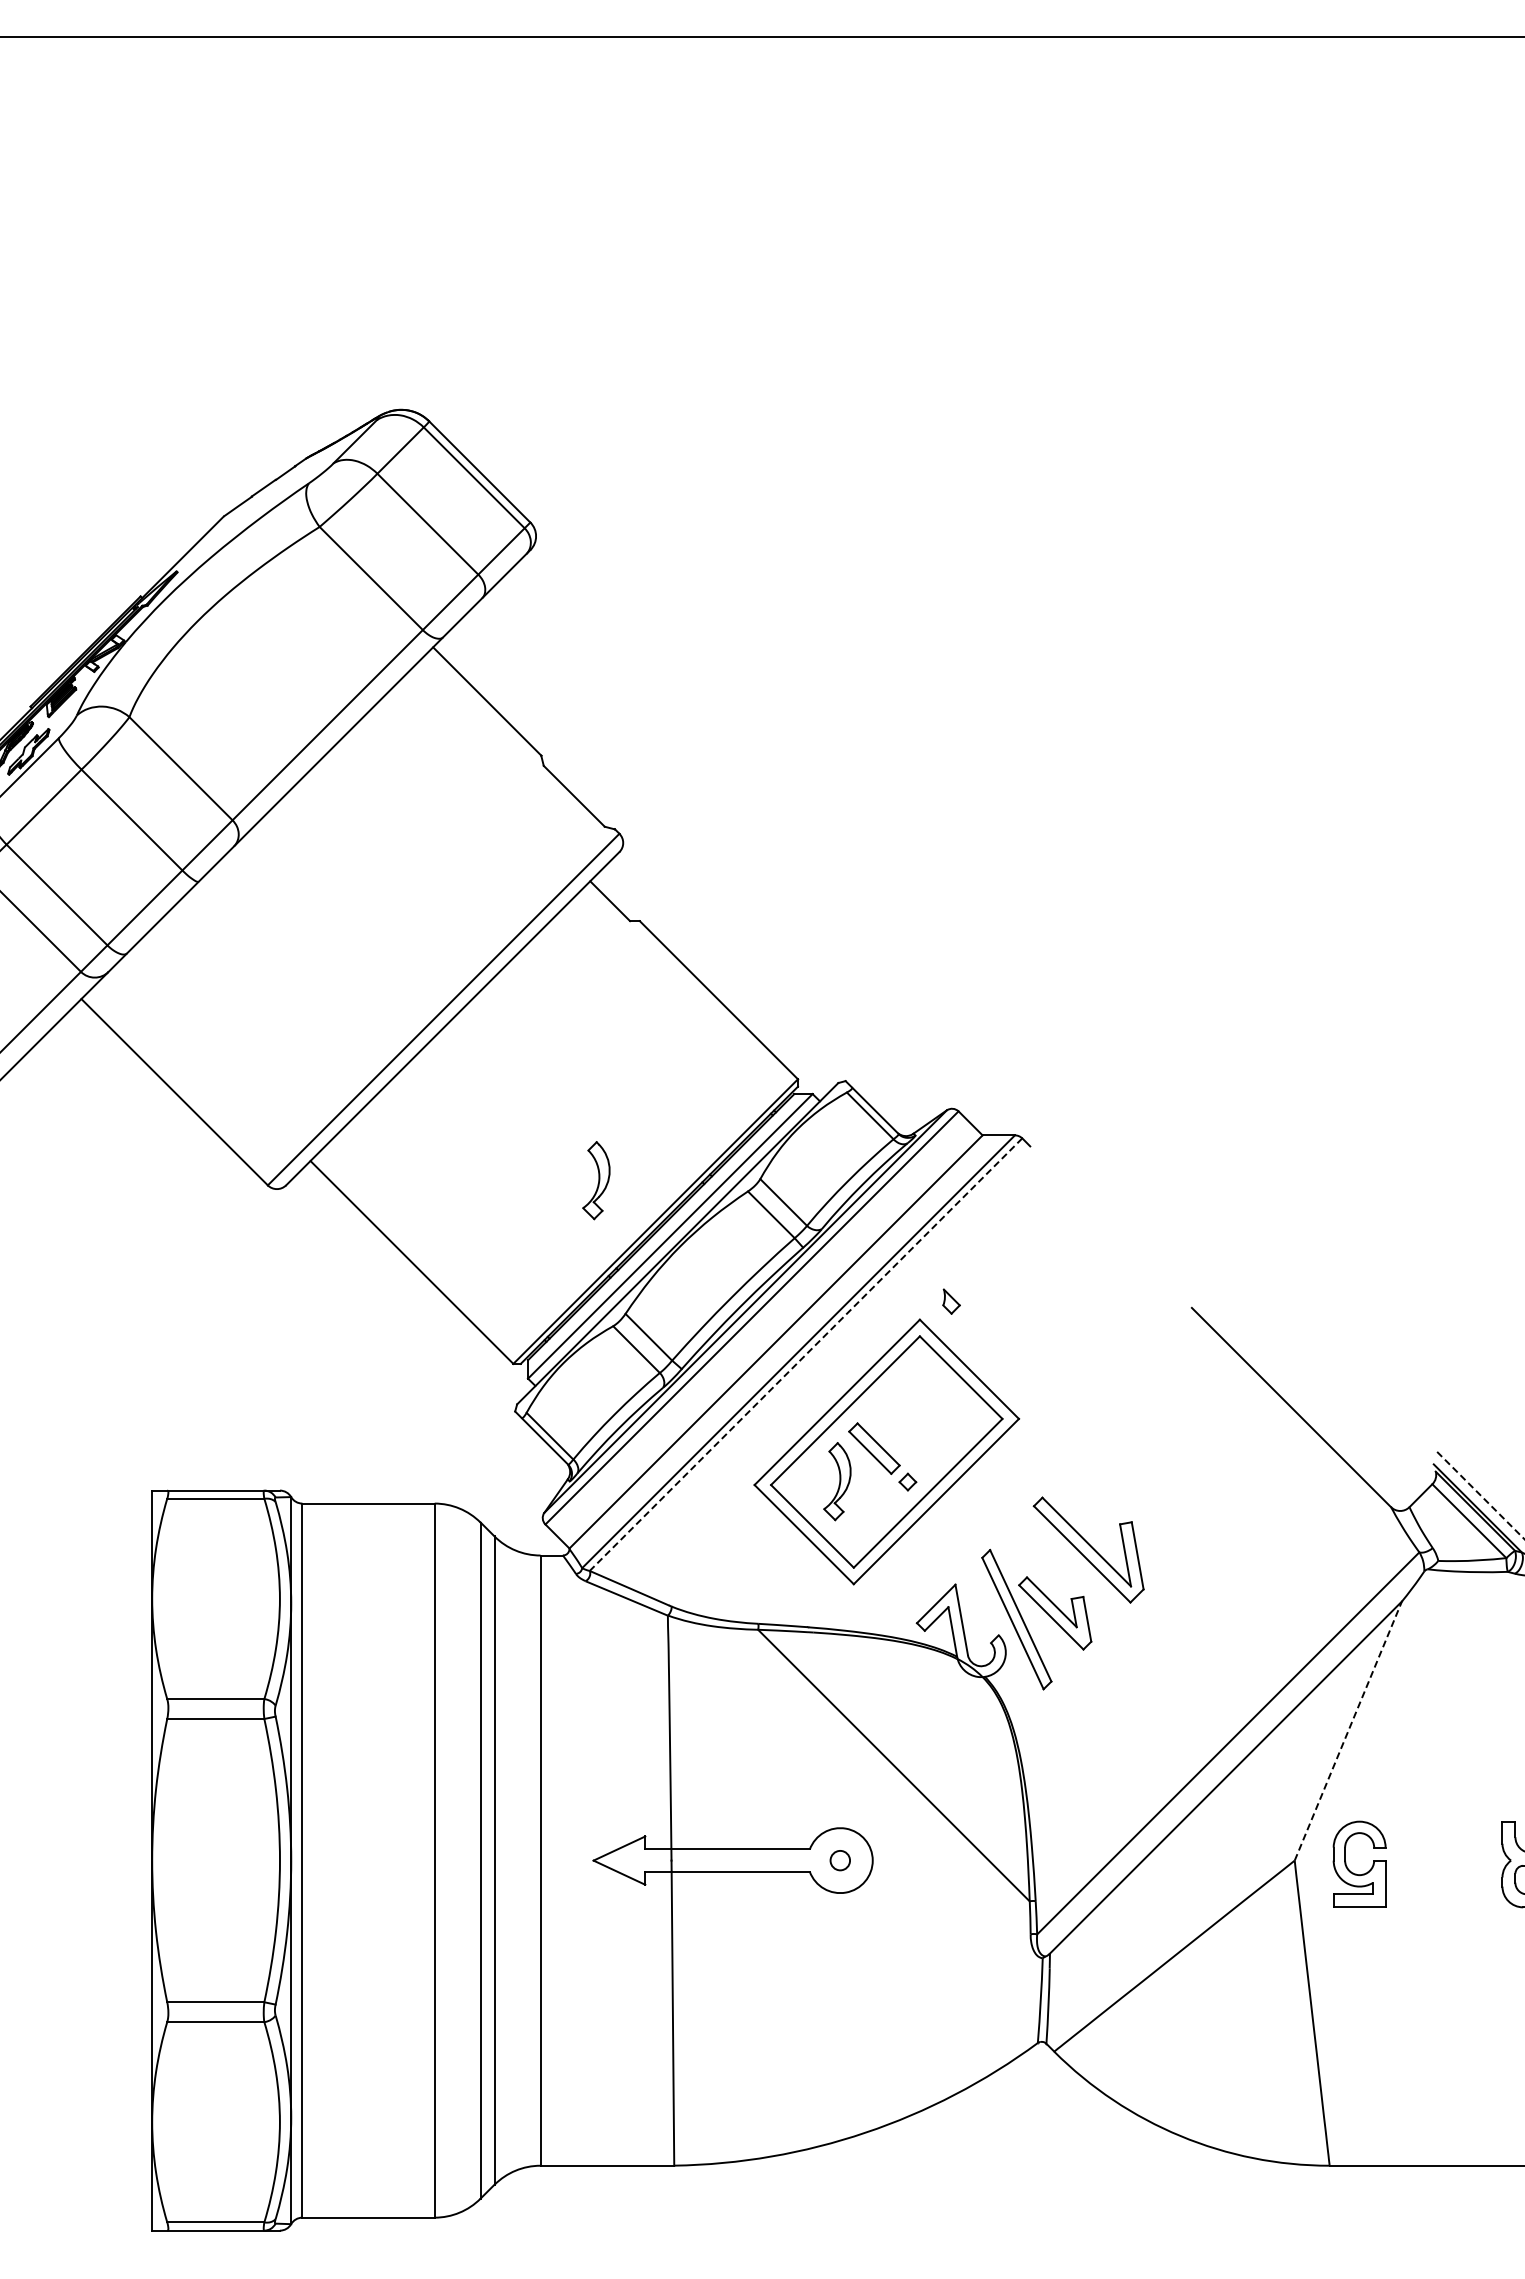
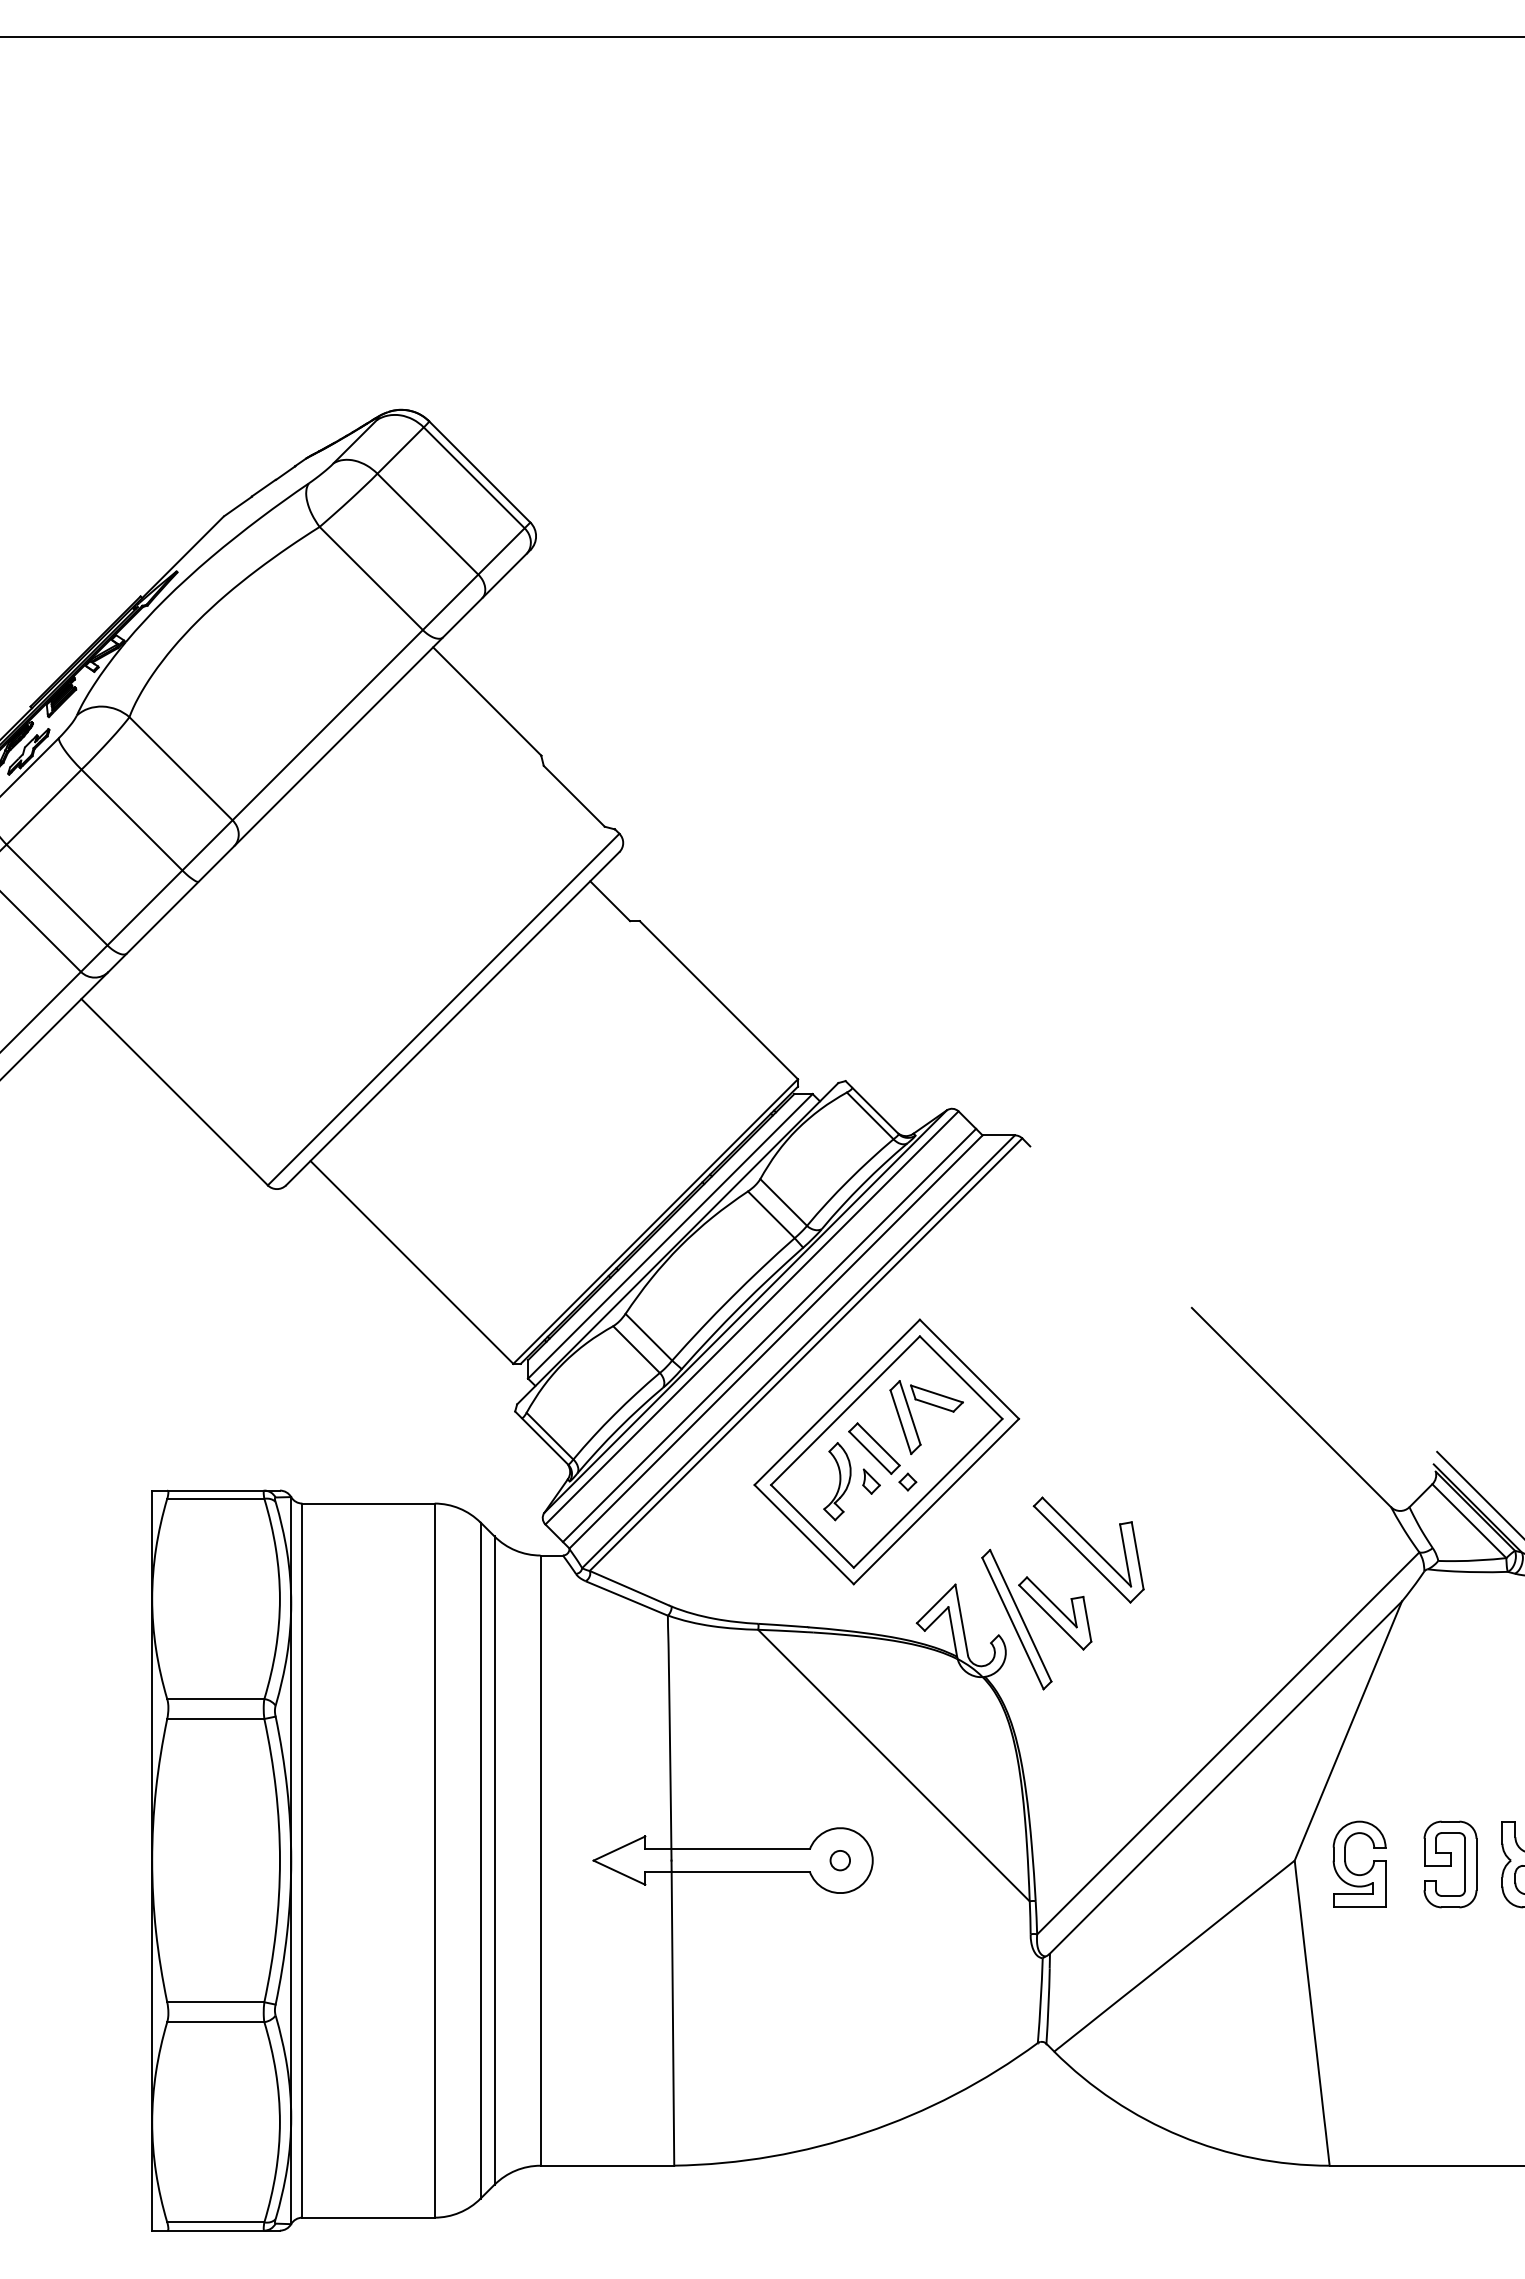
part: present -> none (596, 1180)
part position: (951, 1301) -> (871, 1481) (871, 1481)
line: none -> present (769, 1335)
line: dashed -> solid (806, 1354)
part: none -> present (930, 1405)
line: dashed -> solid (1480, 1495)
line: dashed -> solid (1348, 1730)
part: none -> present (1450, 1864)
